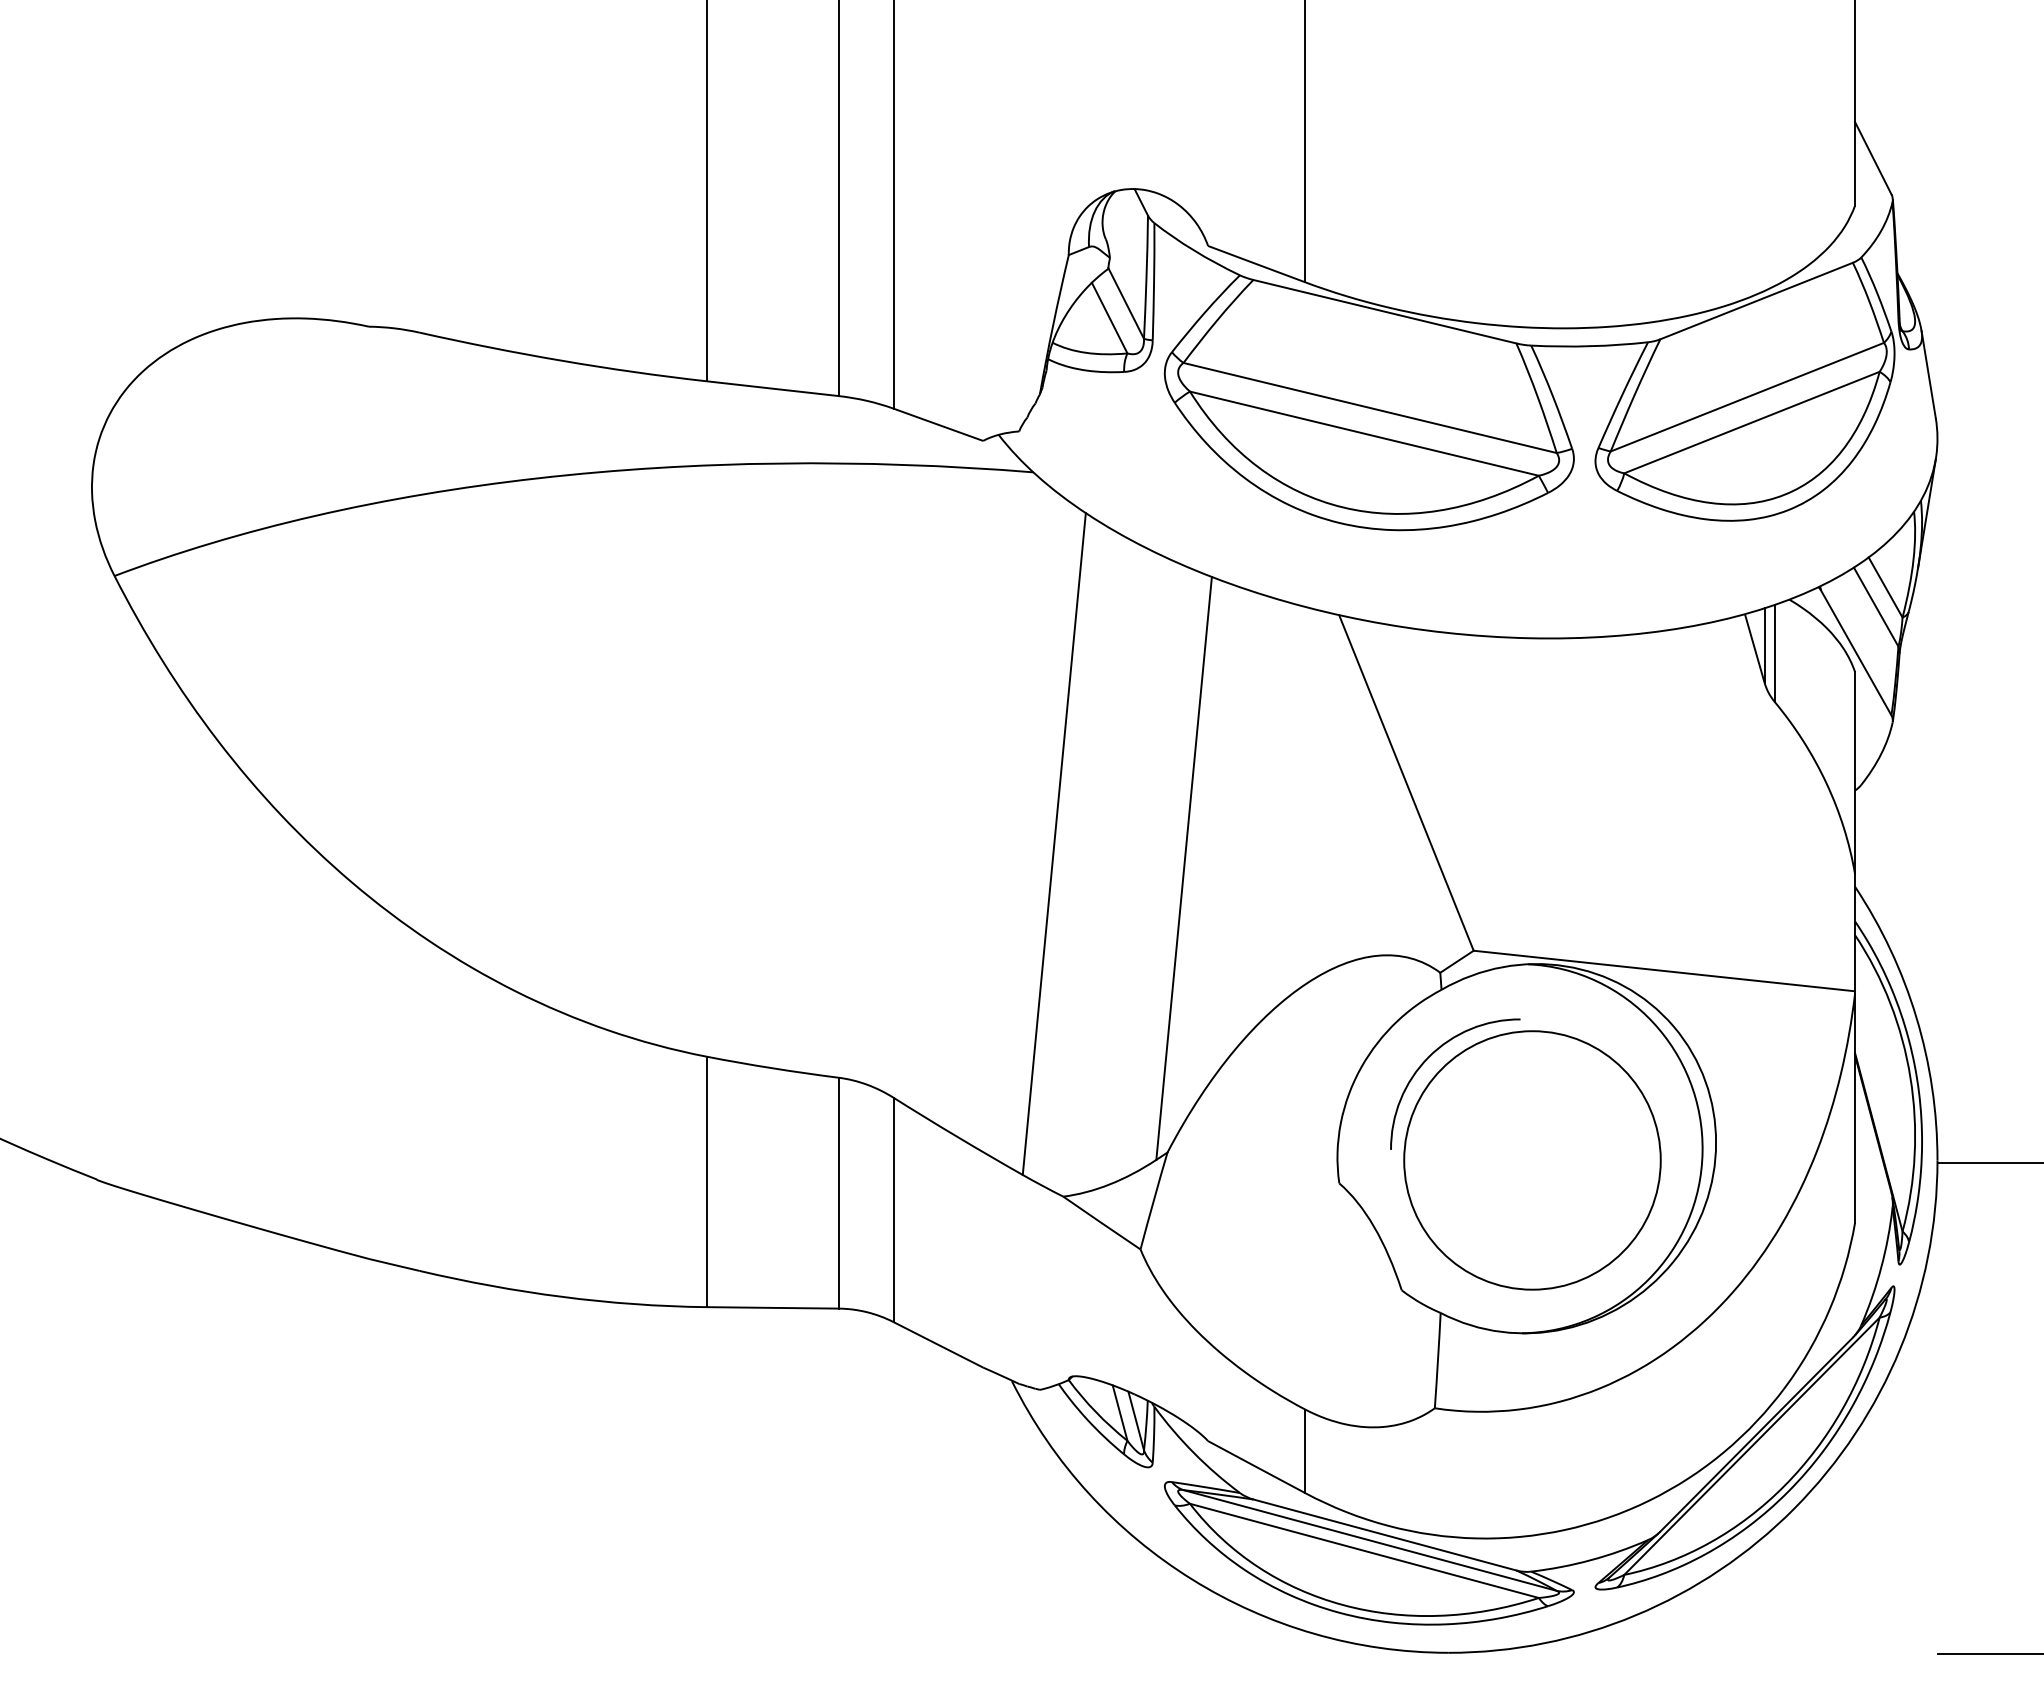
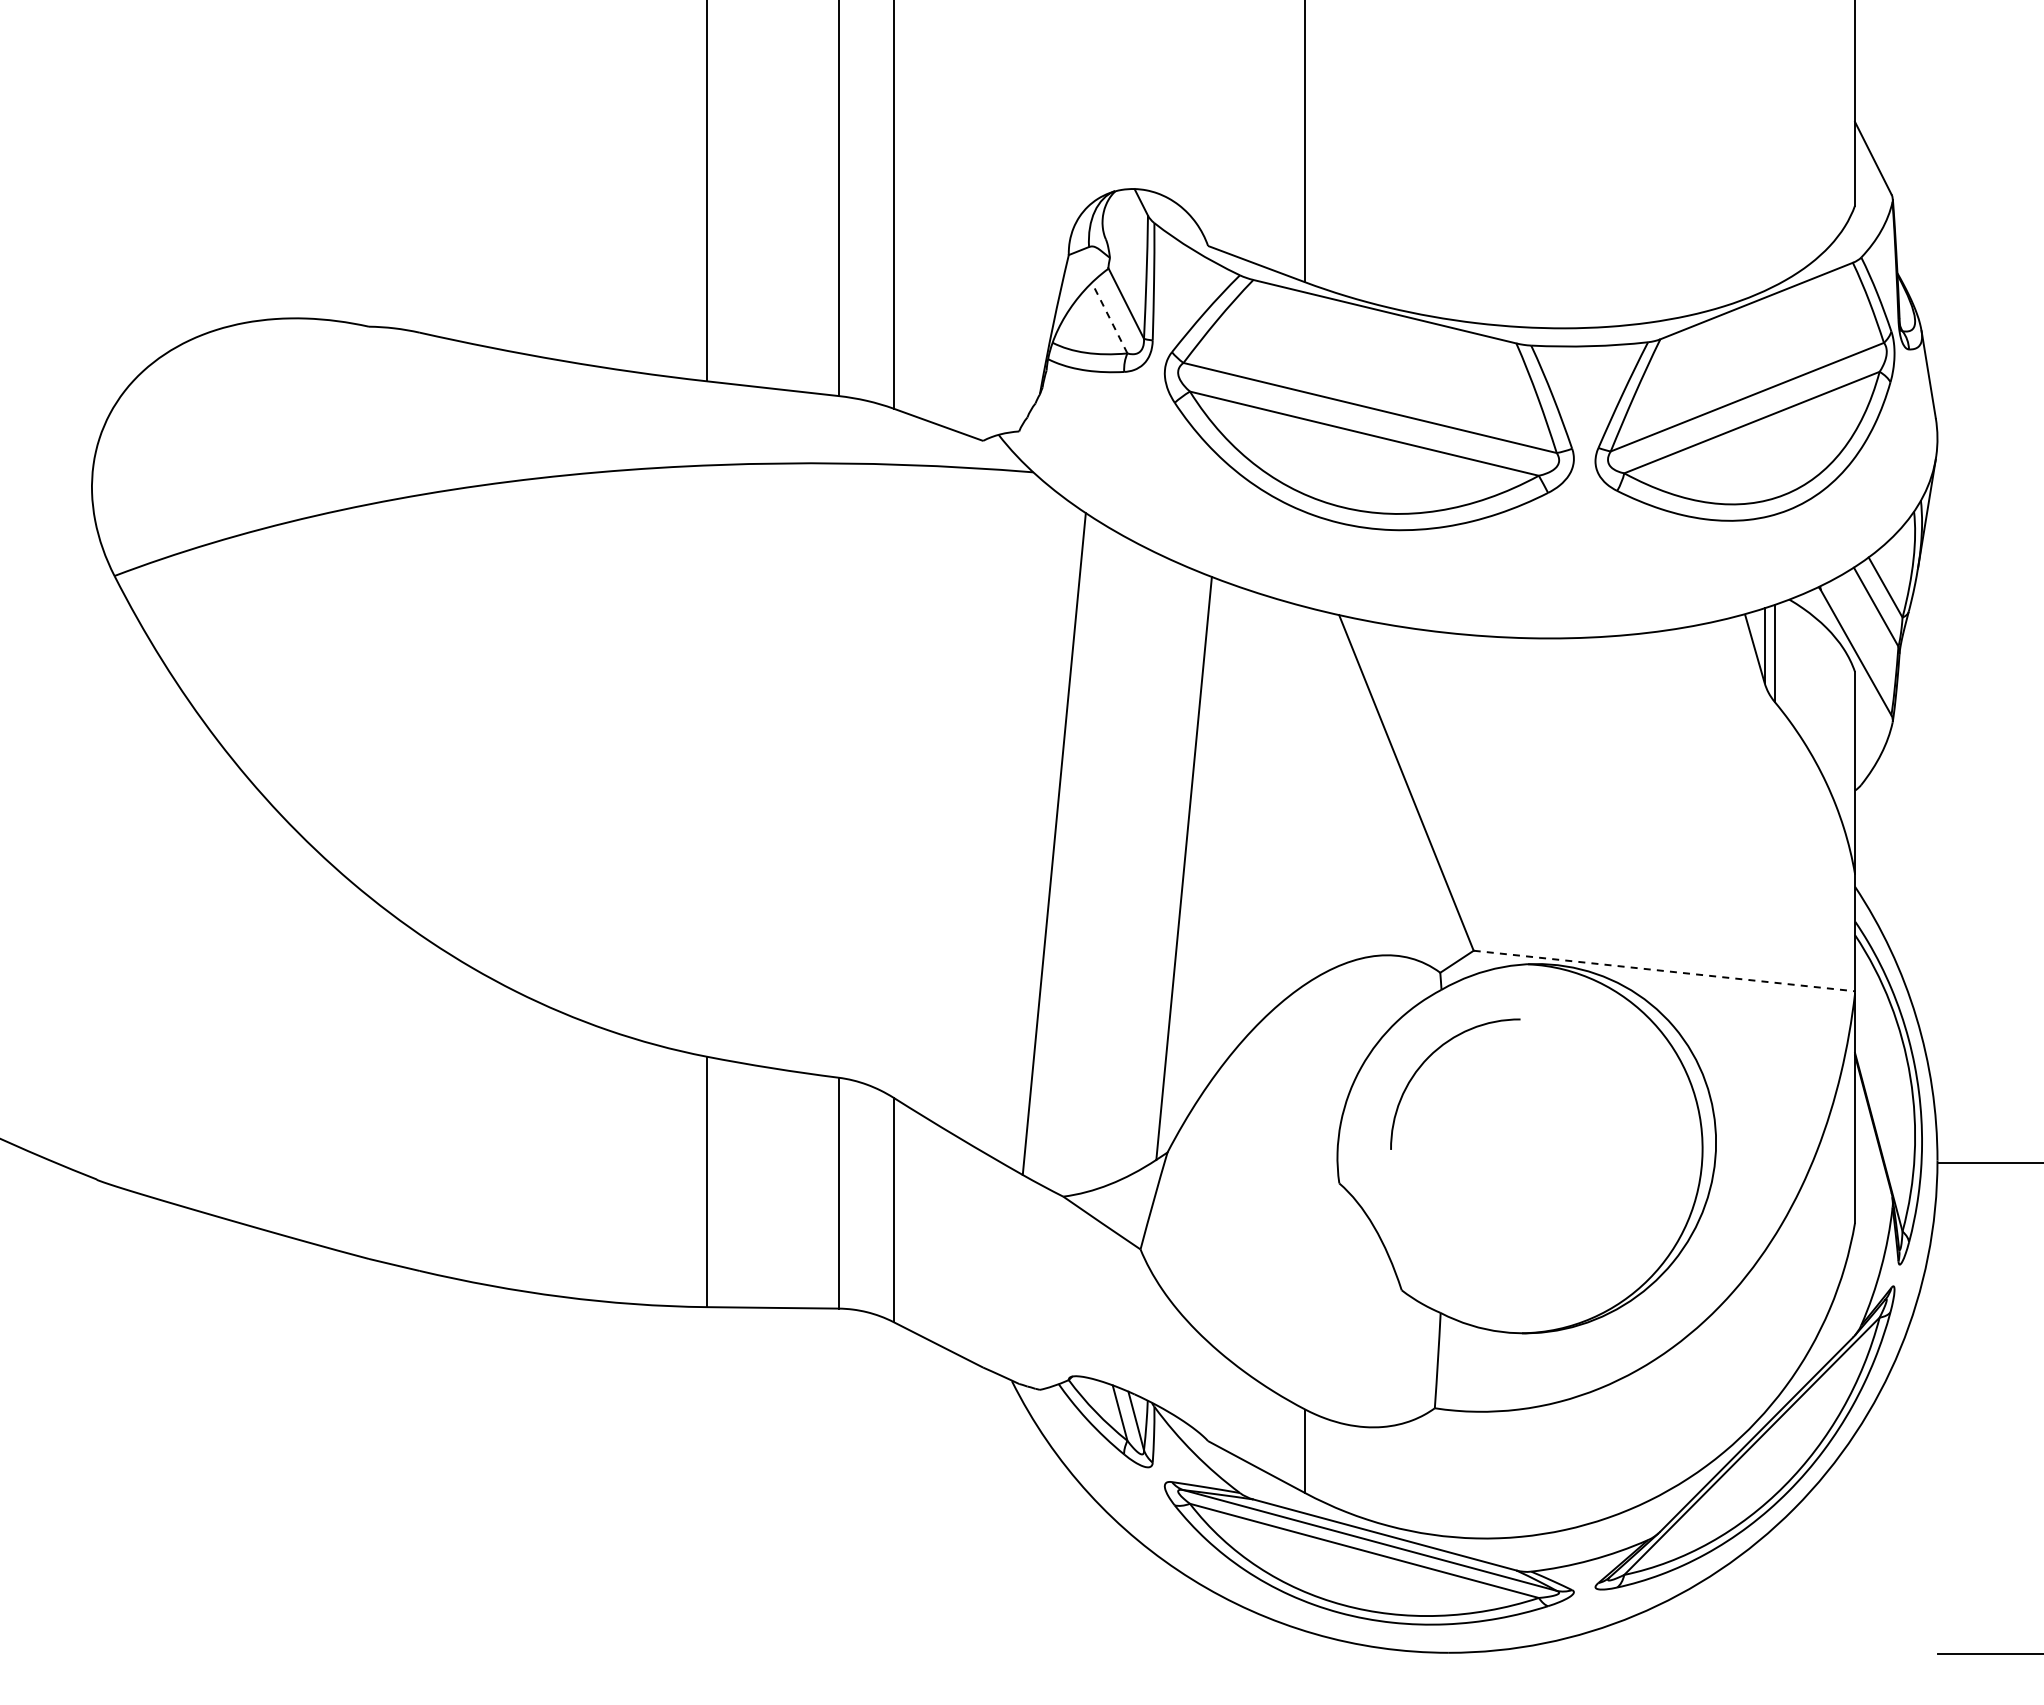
line: solid -> dashed (1109, 318)
line: solid -> dashed (1664, 971)
part: present -> none (1532, 1160)
